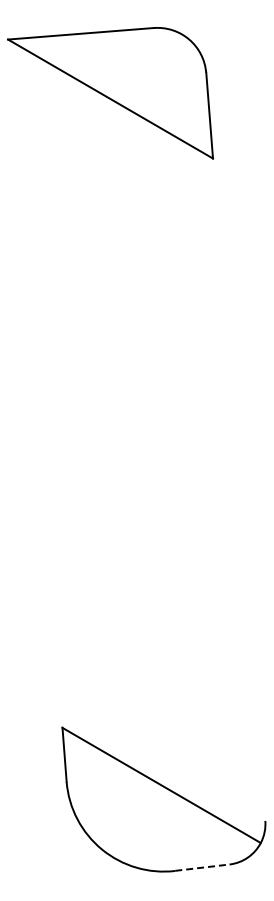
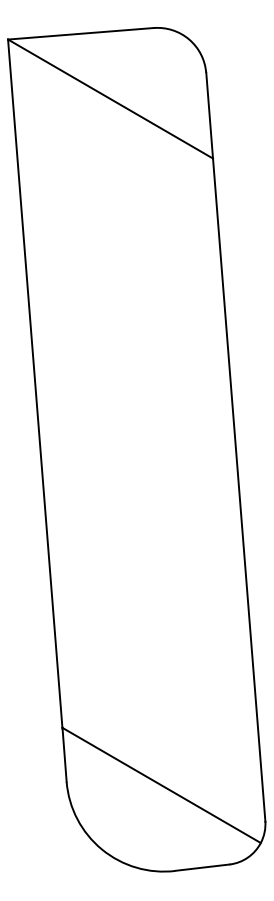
line: none -> present (35, 383)
line: none -> present (239, 489)
line: dashed -> solid (202, 867)
